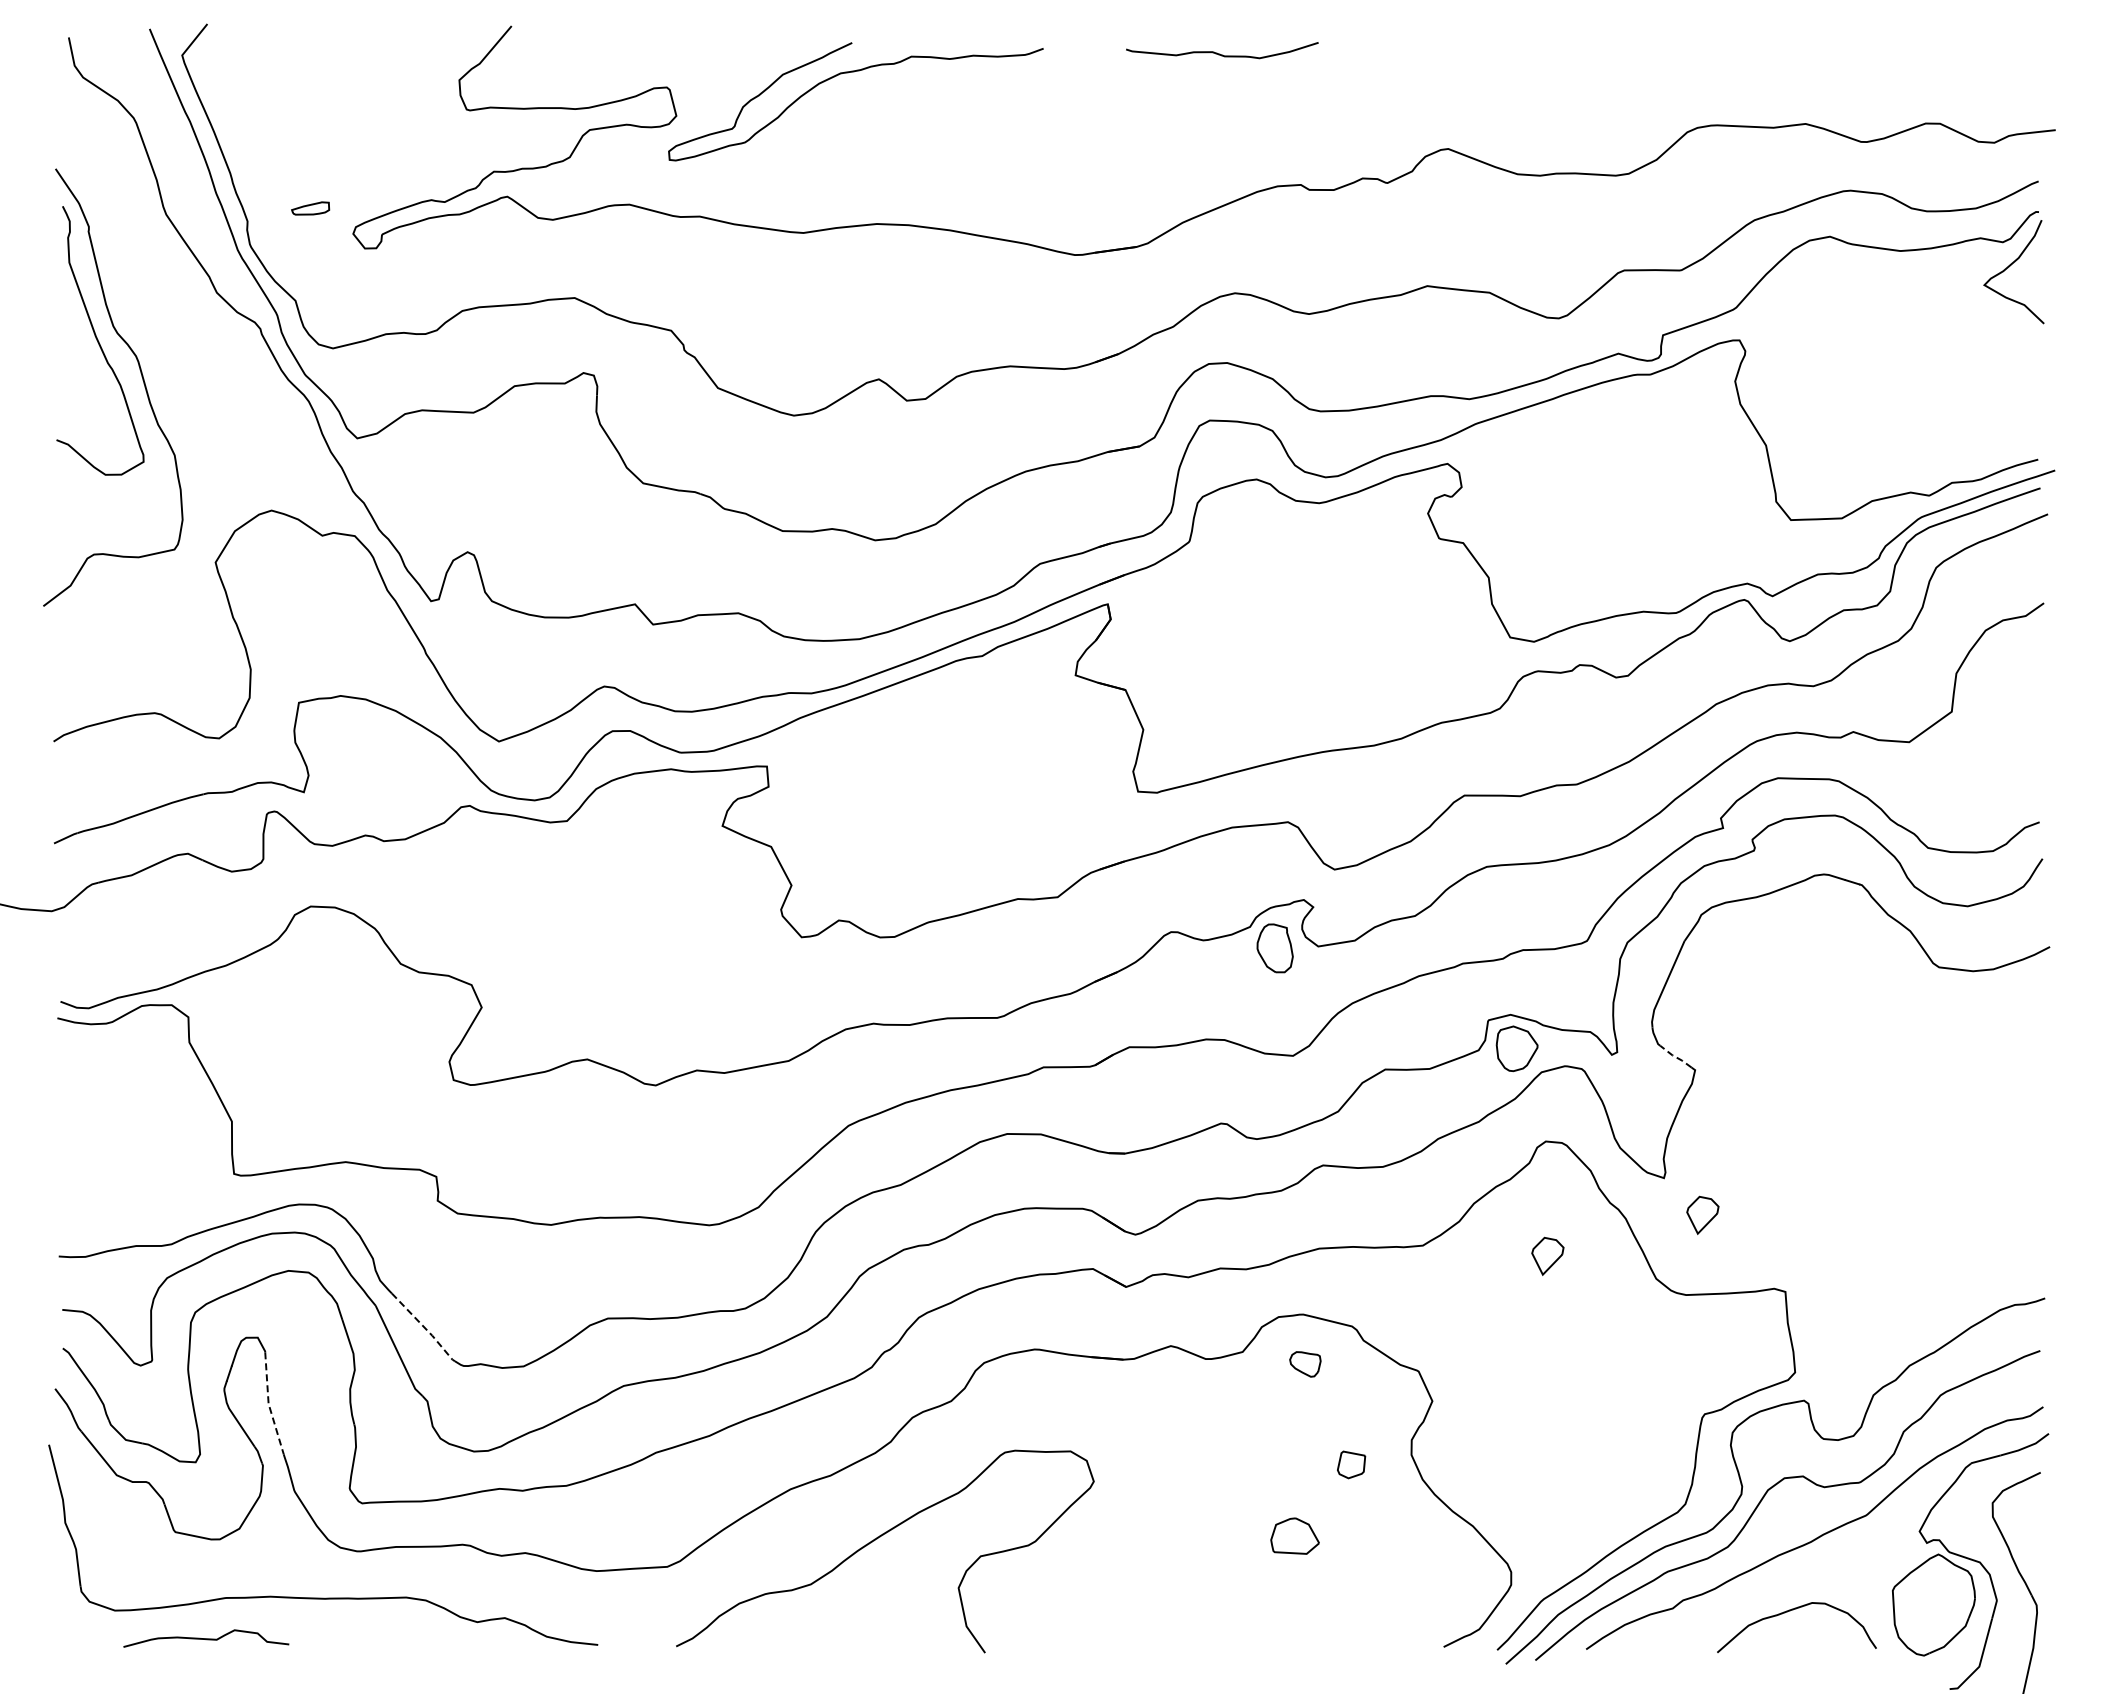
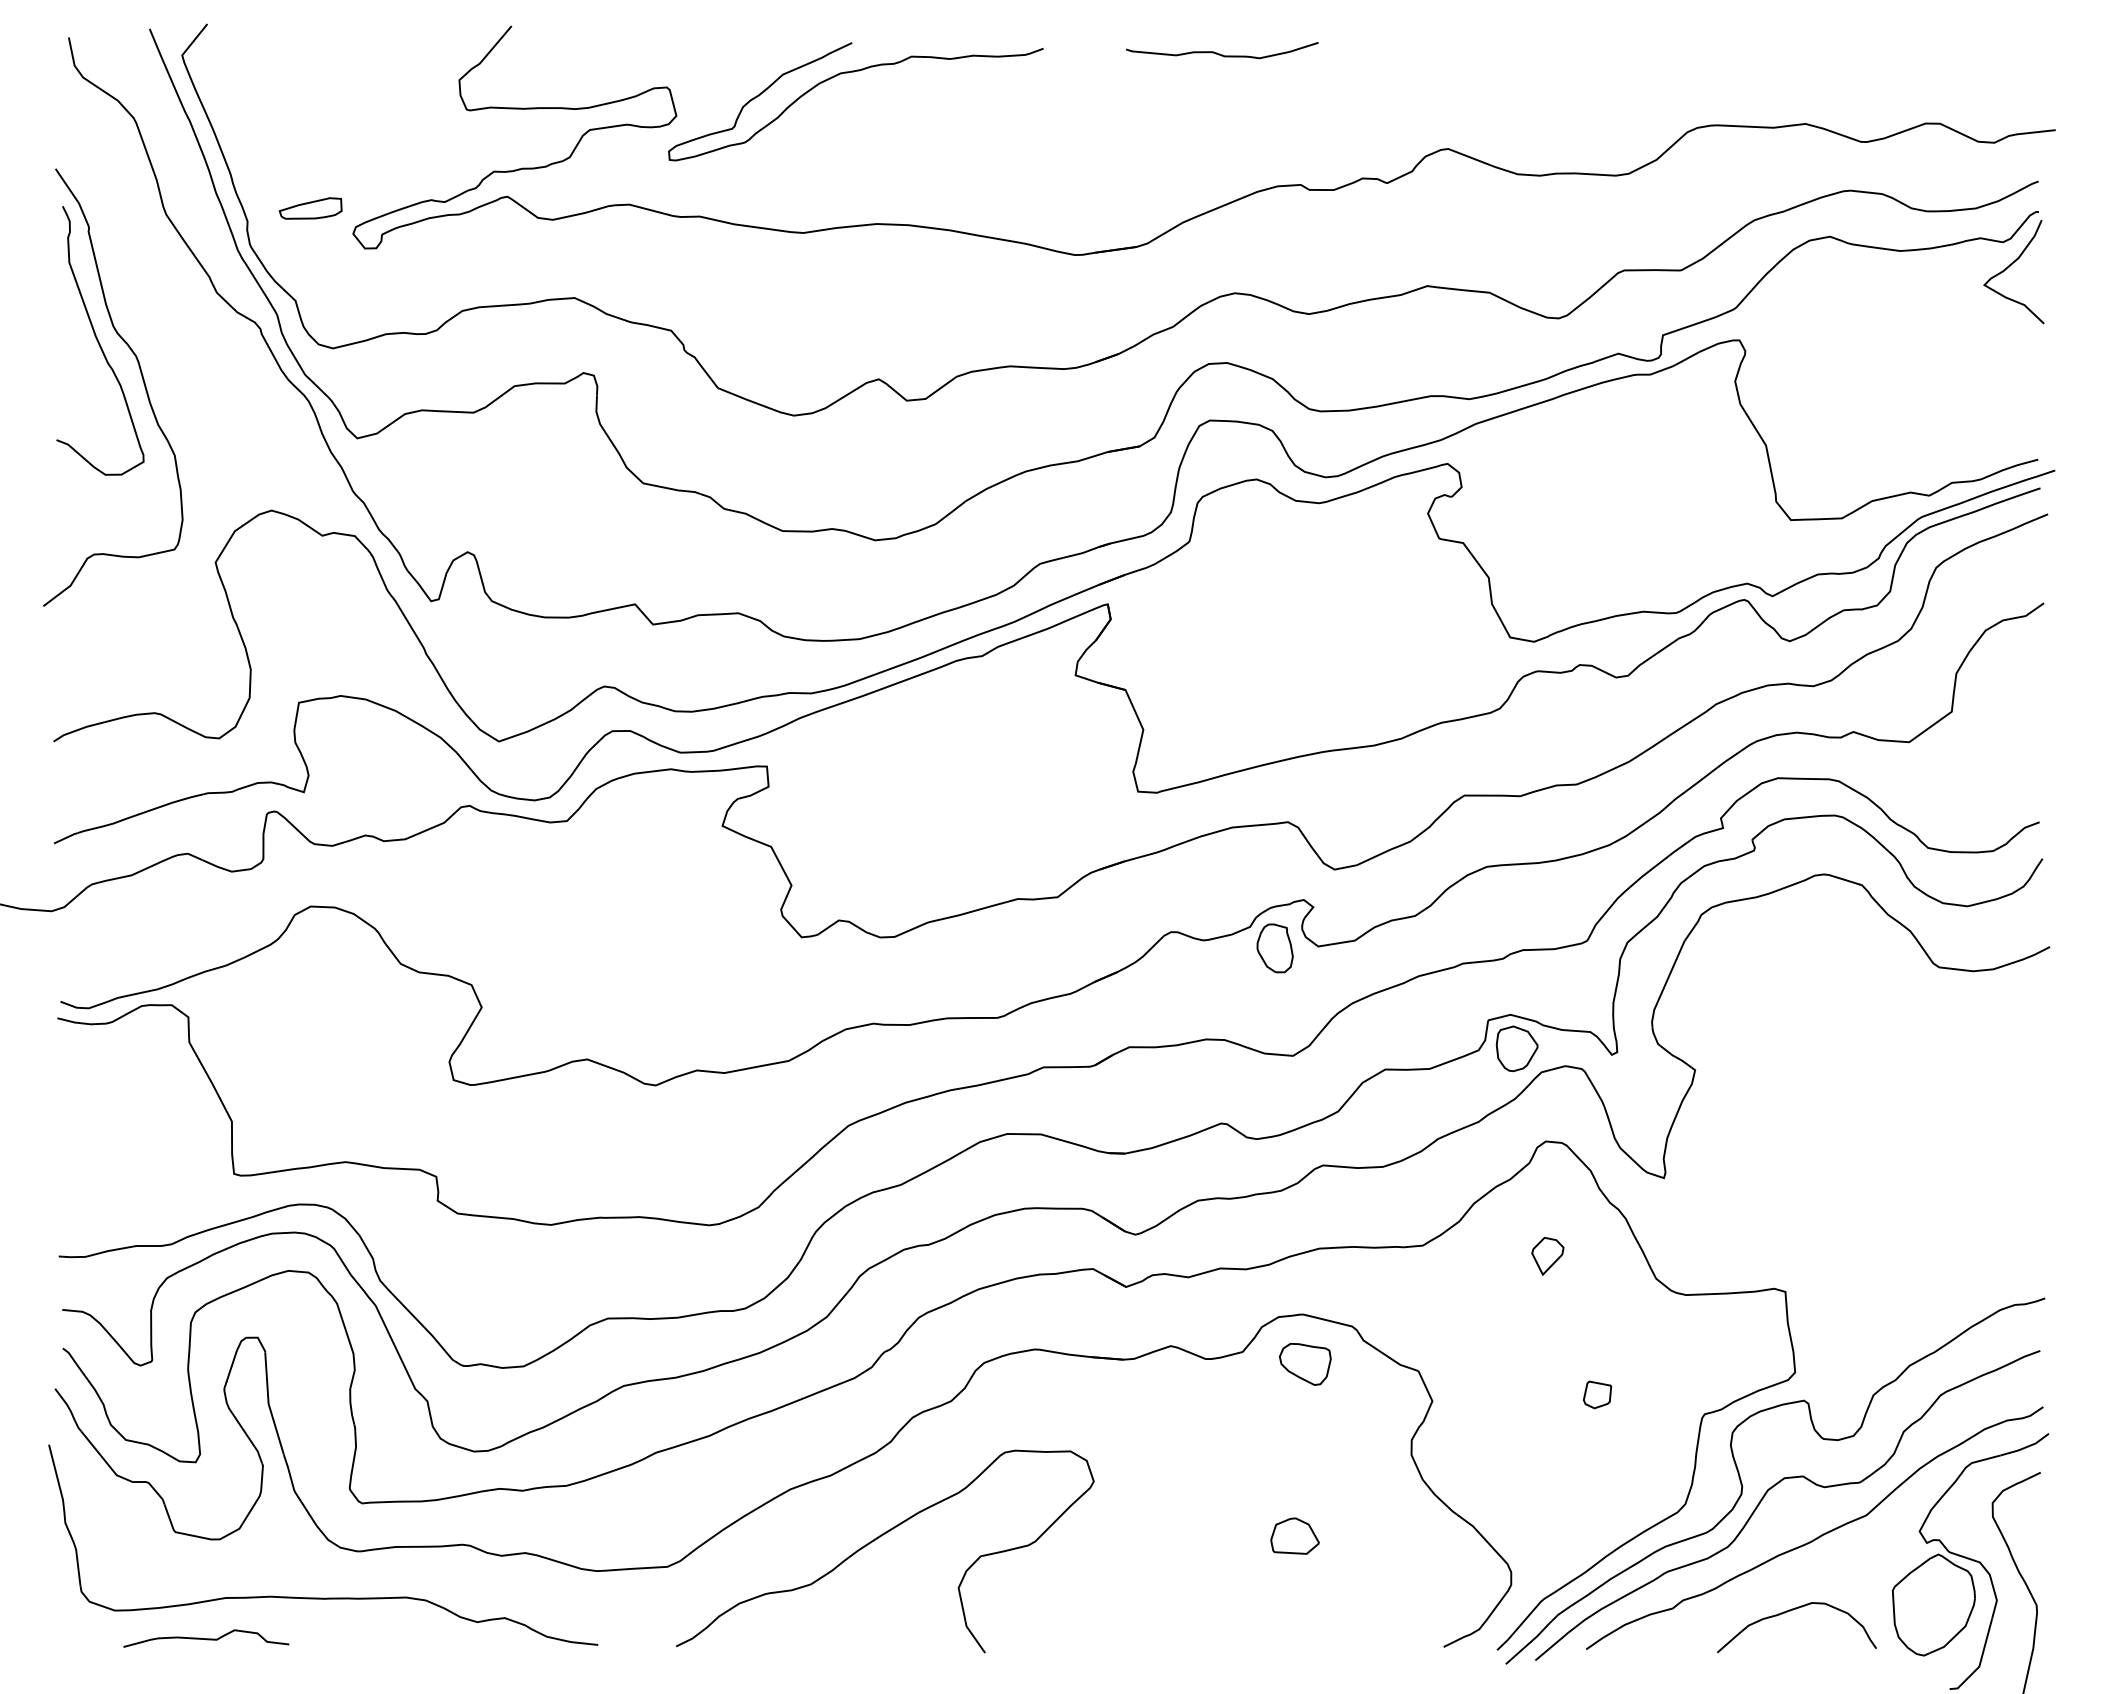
part size: 40x15 px -> 65x23 px (310, 208)
line: dashed -> solid (1675, 1057)
part: present -> none (1702, 1214)
line: dashed -> solid (424, 1327)
part size: 33x27 px -> 53x43 px (1305, 1364)
line: dashed -> solid (268, 1403)
part position: (1351, 1464) -> (1597, 1394) (1597, 1394)
